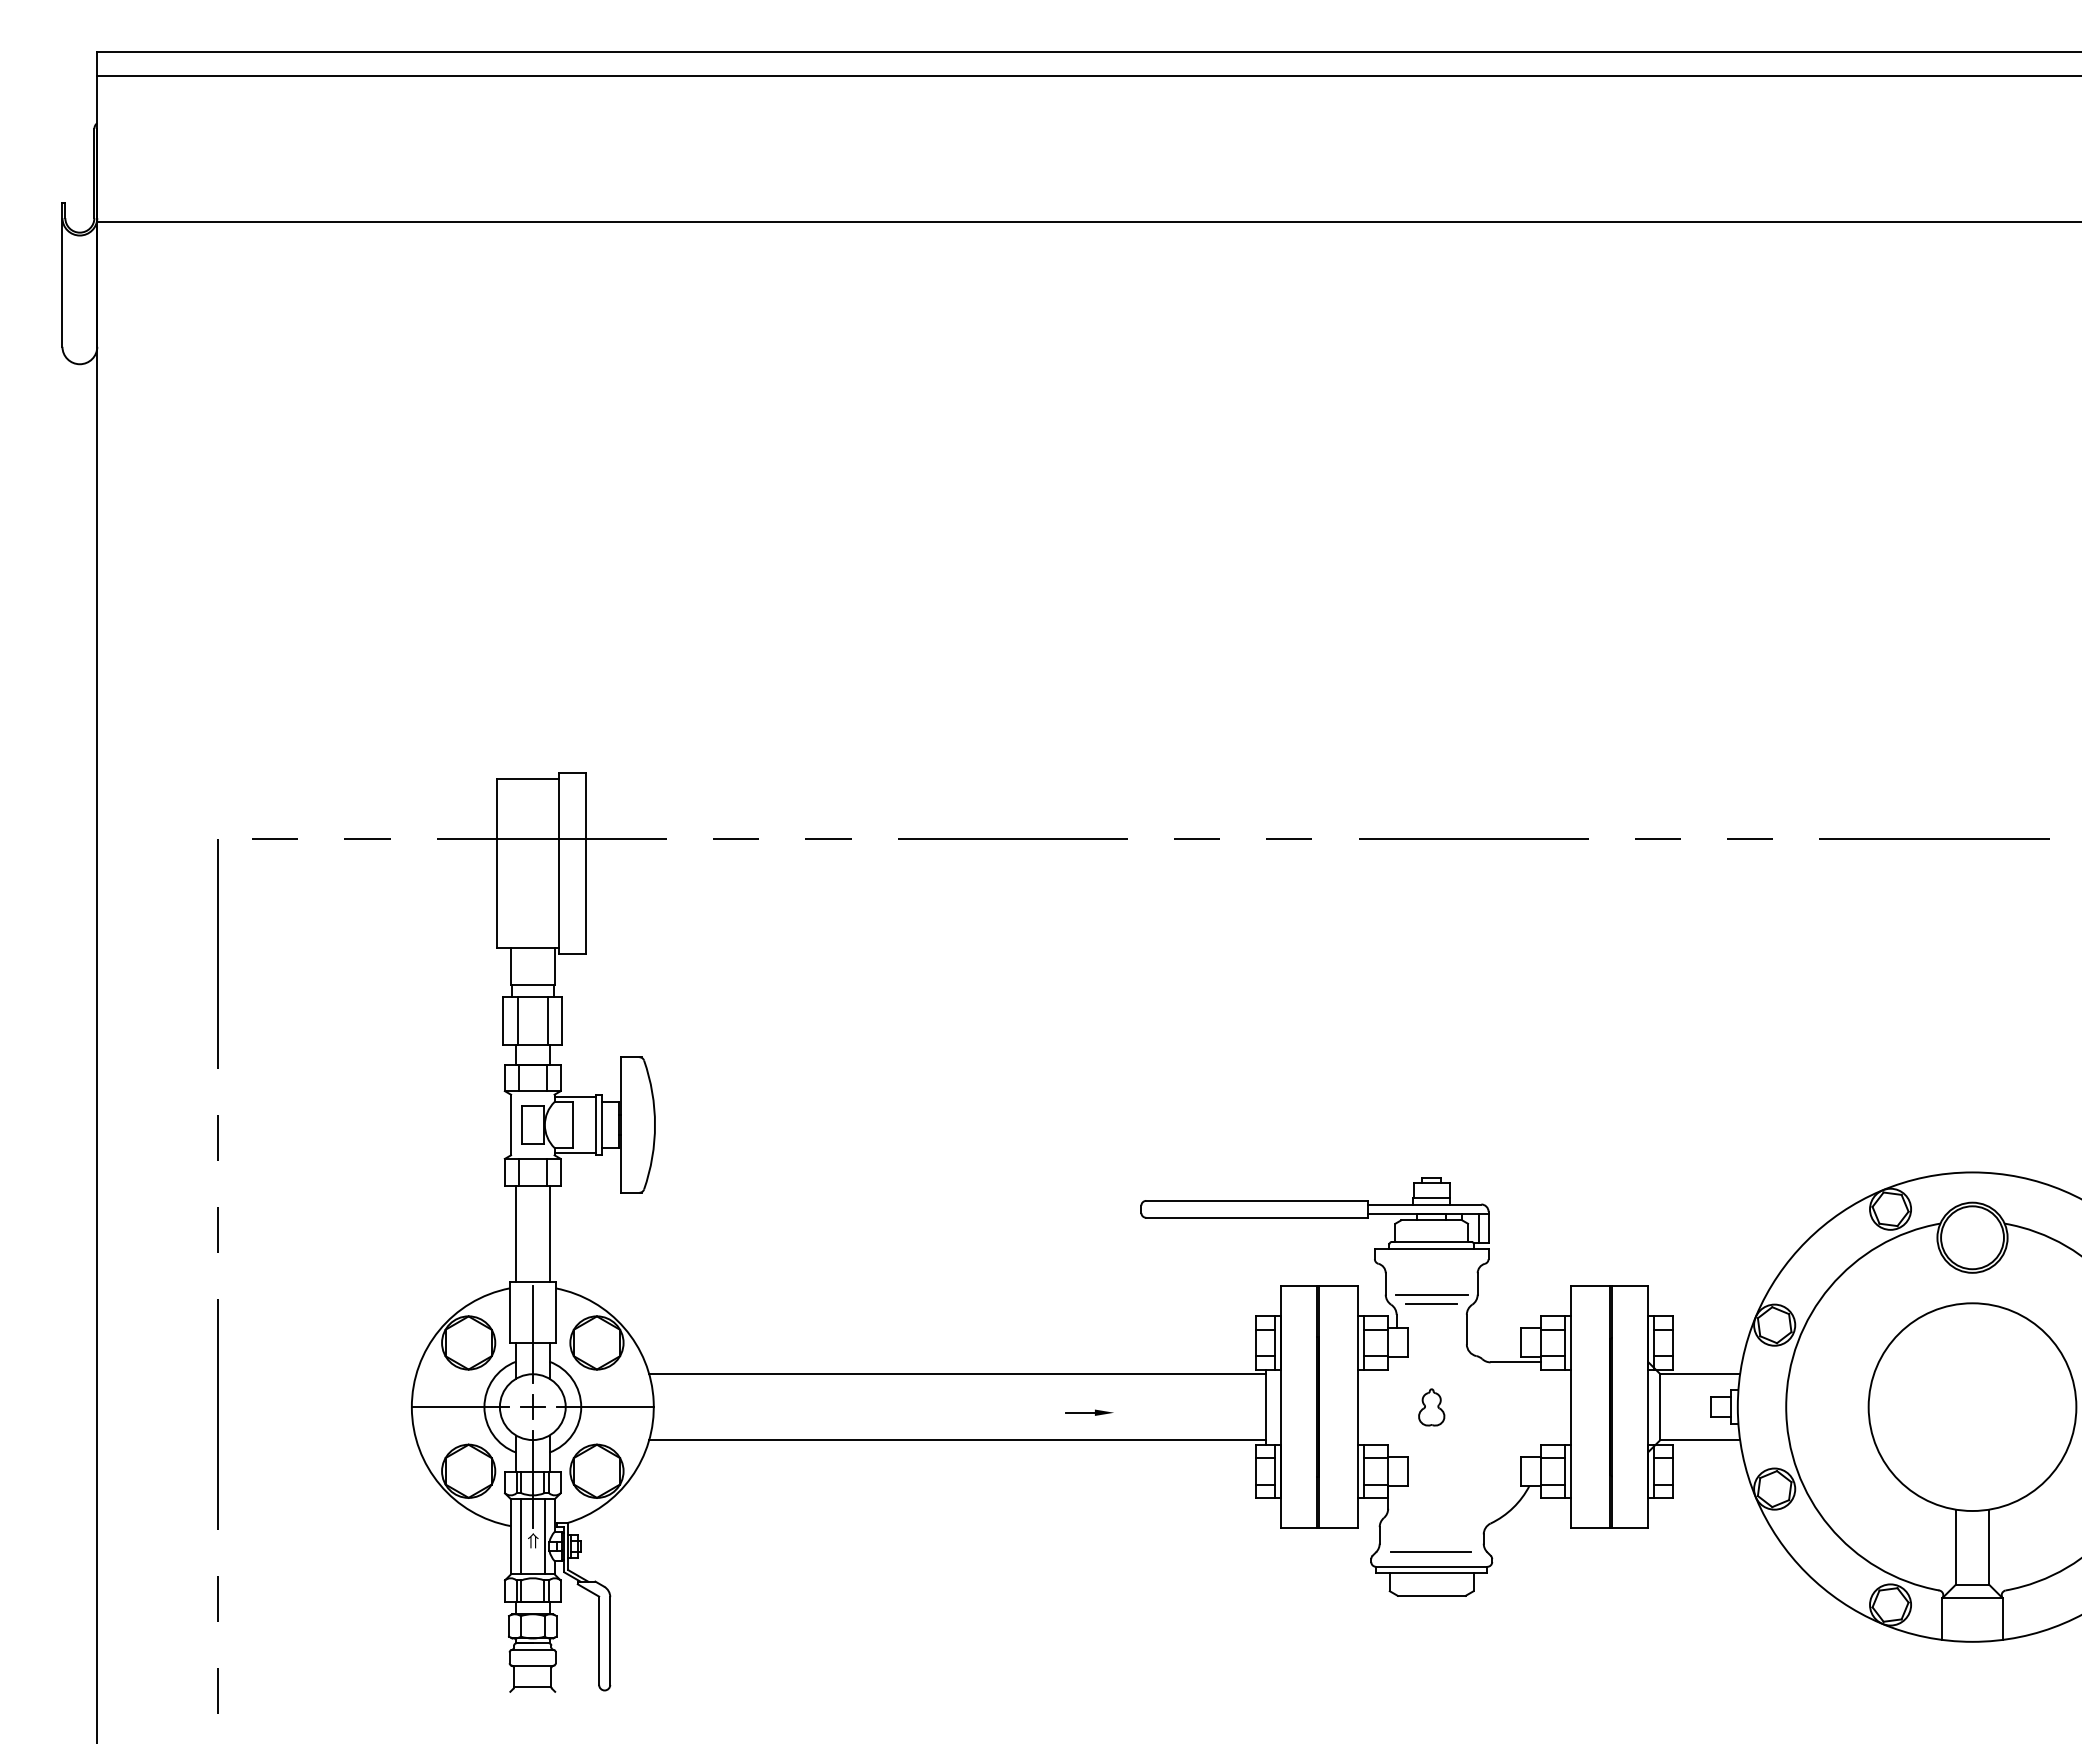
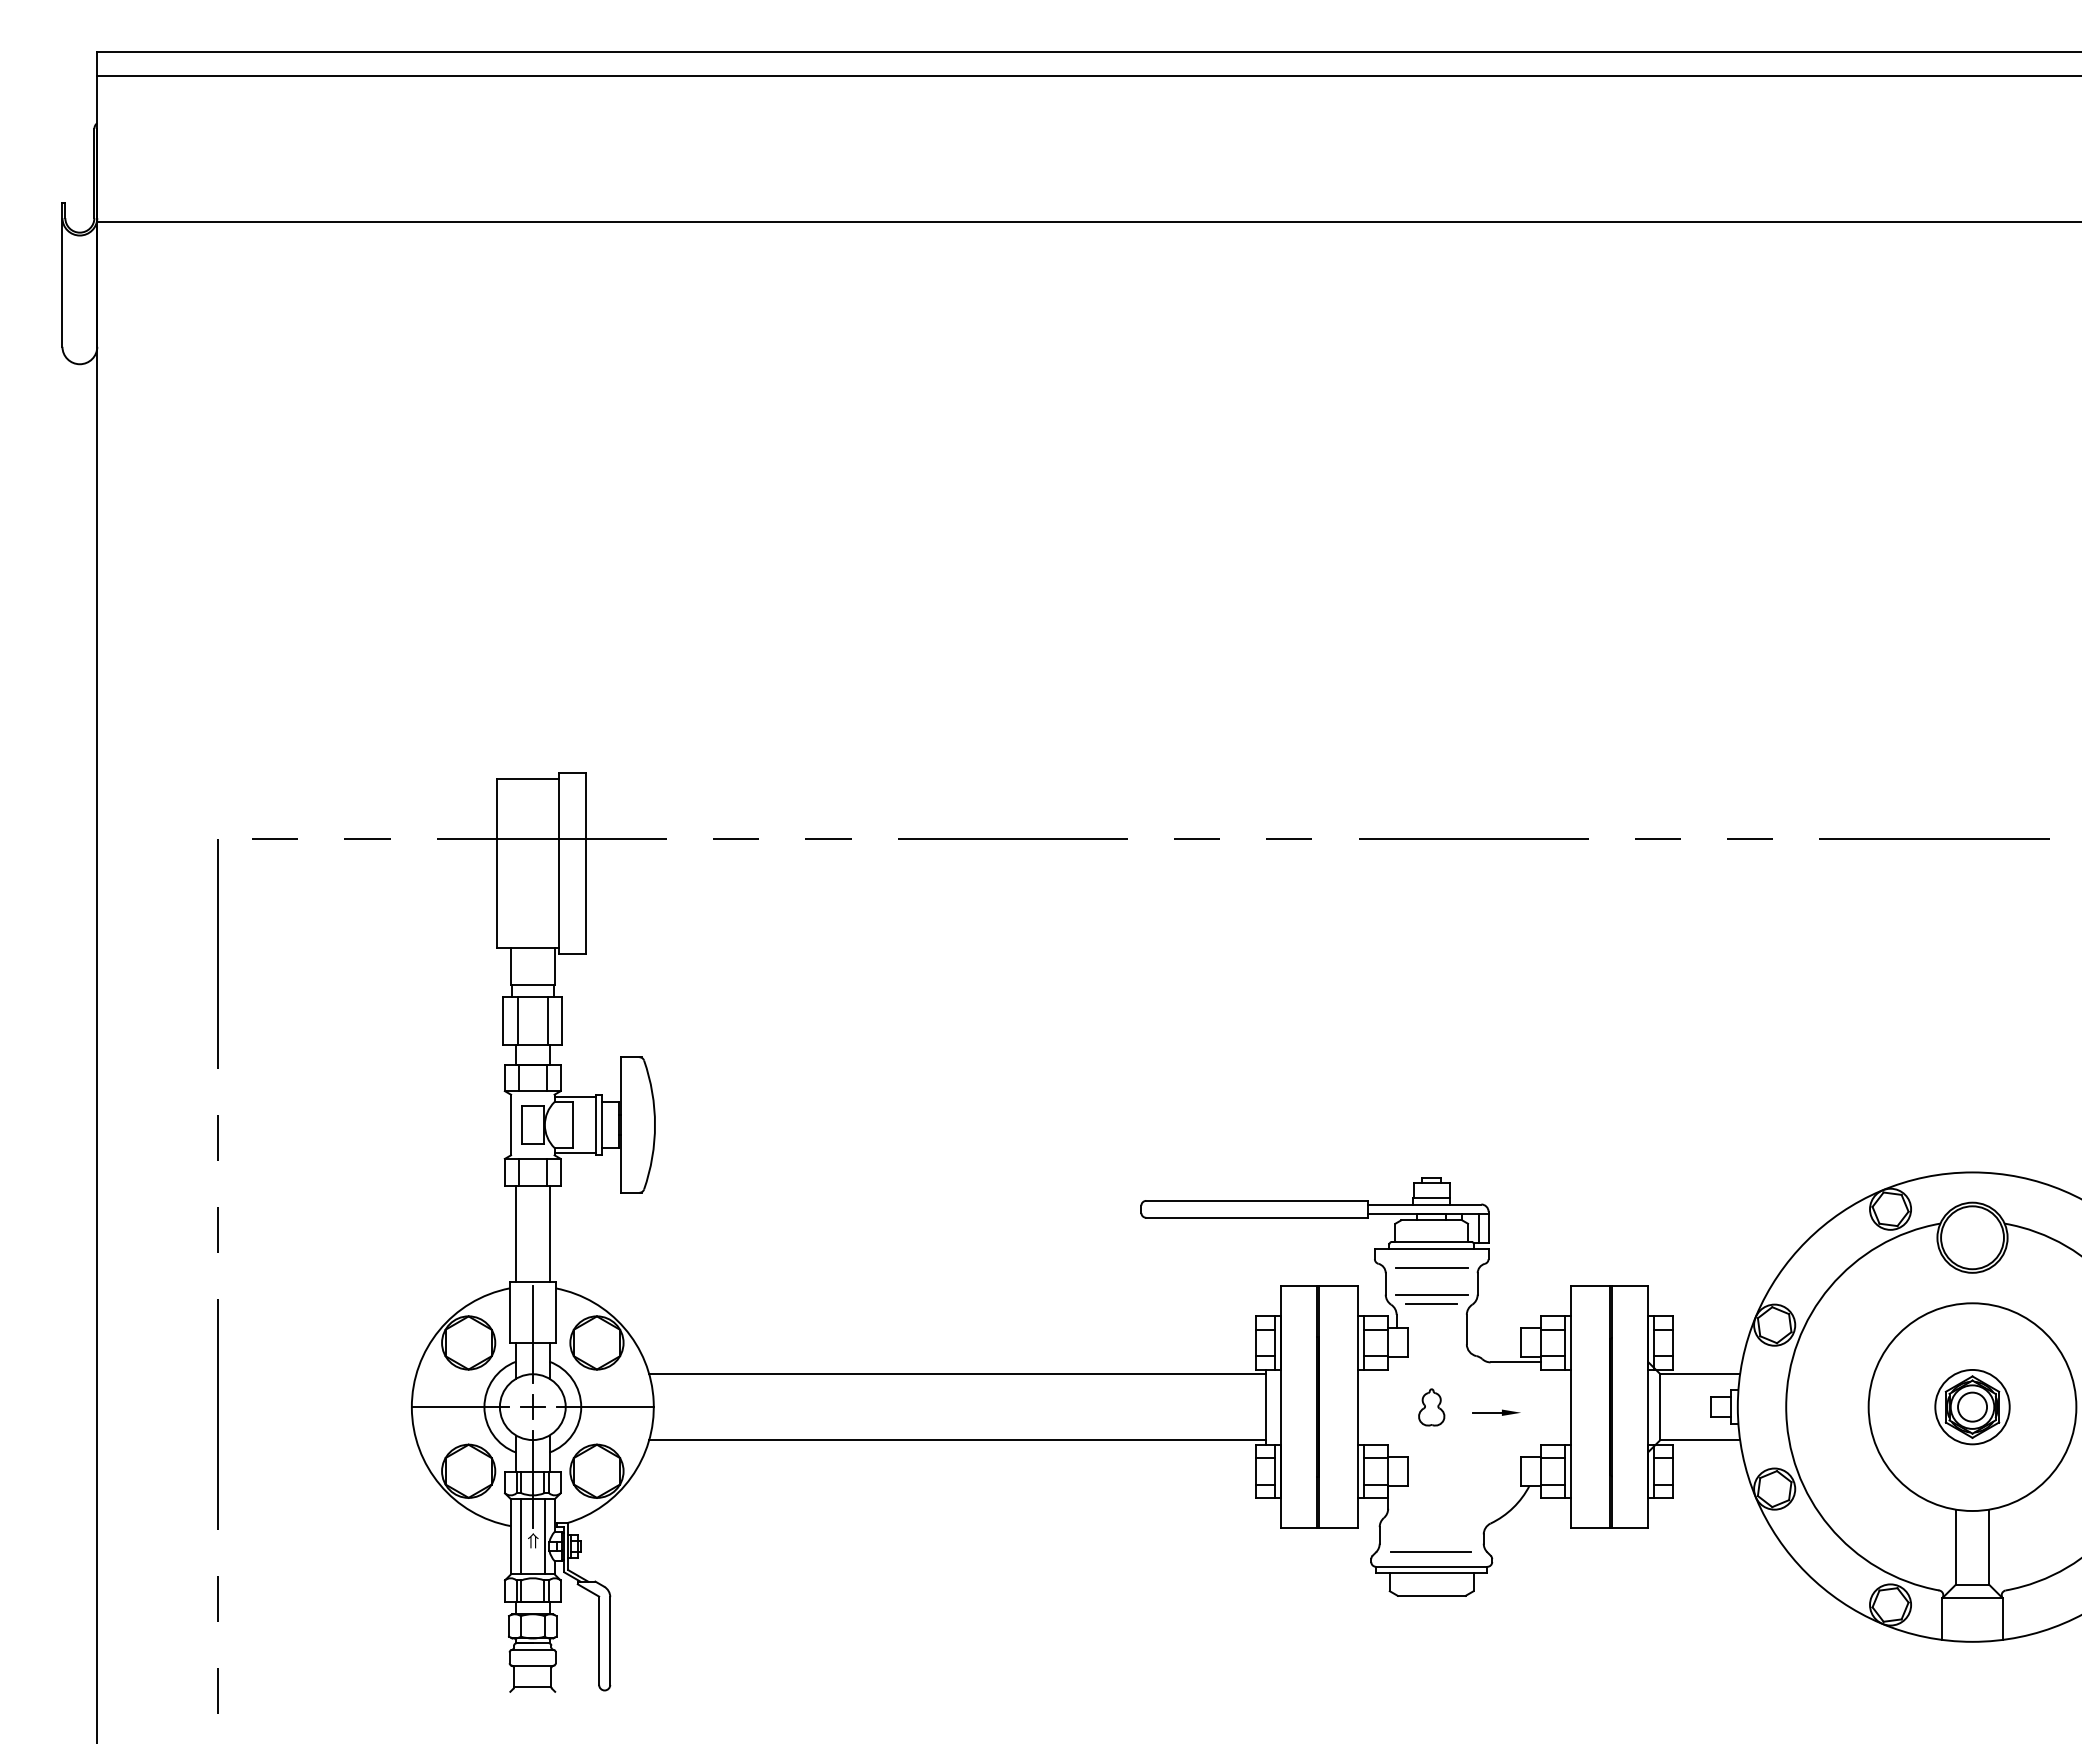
line: none -> present (1431, 1267)
part: none -> present (1972, 1407)
part position: (1089, 1412) -> (1496, 1412) (1496, 1412)
